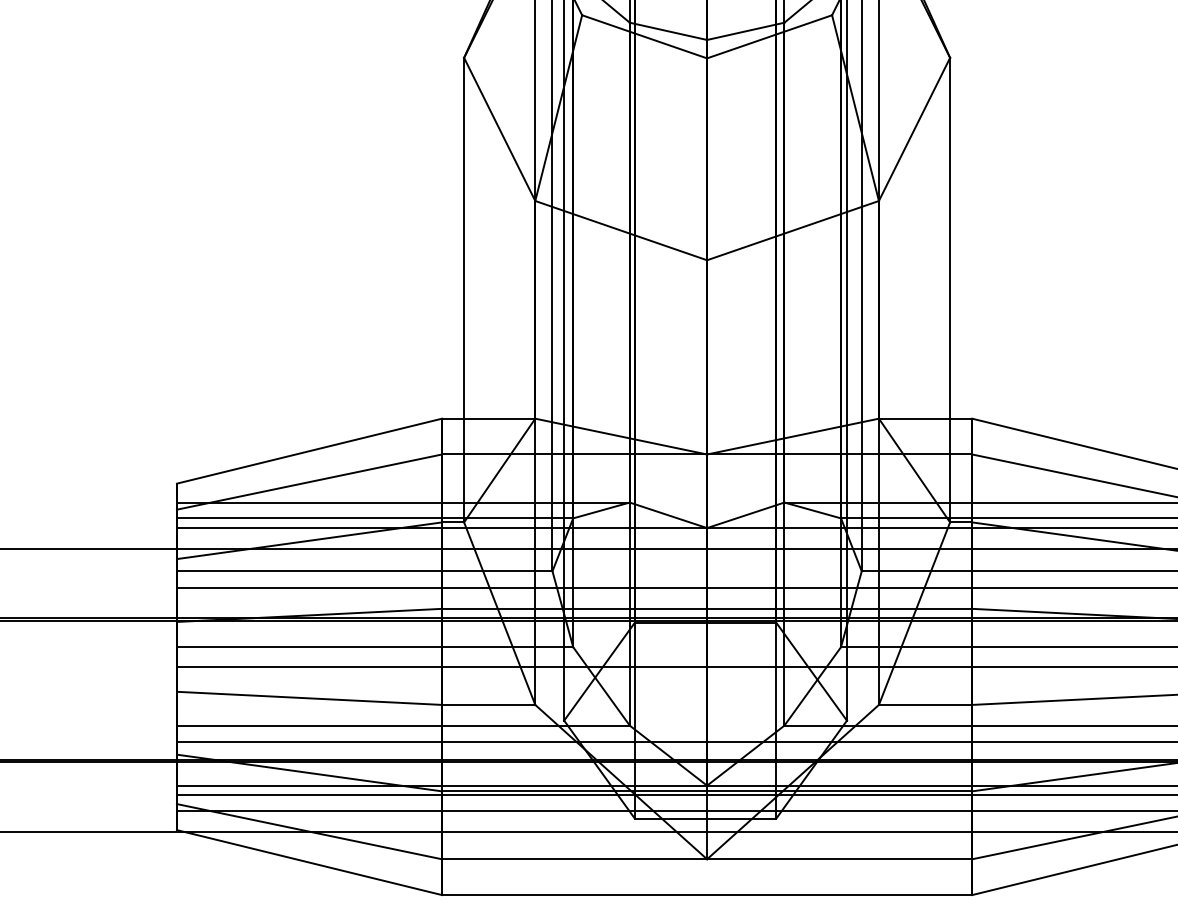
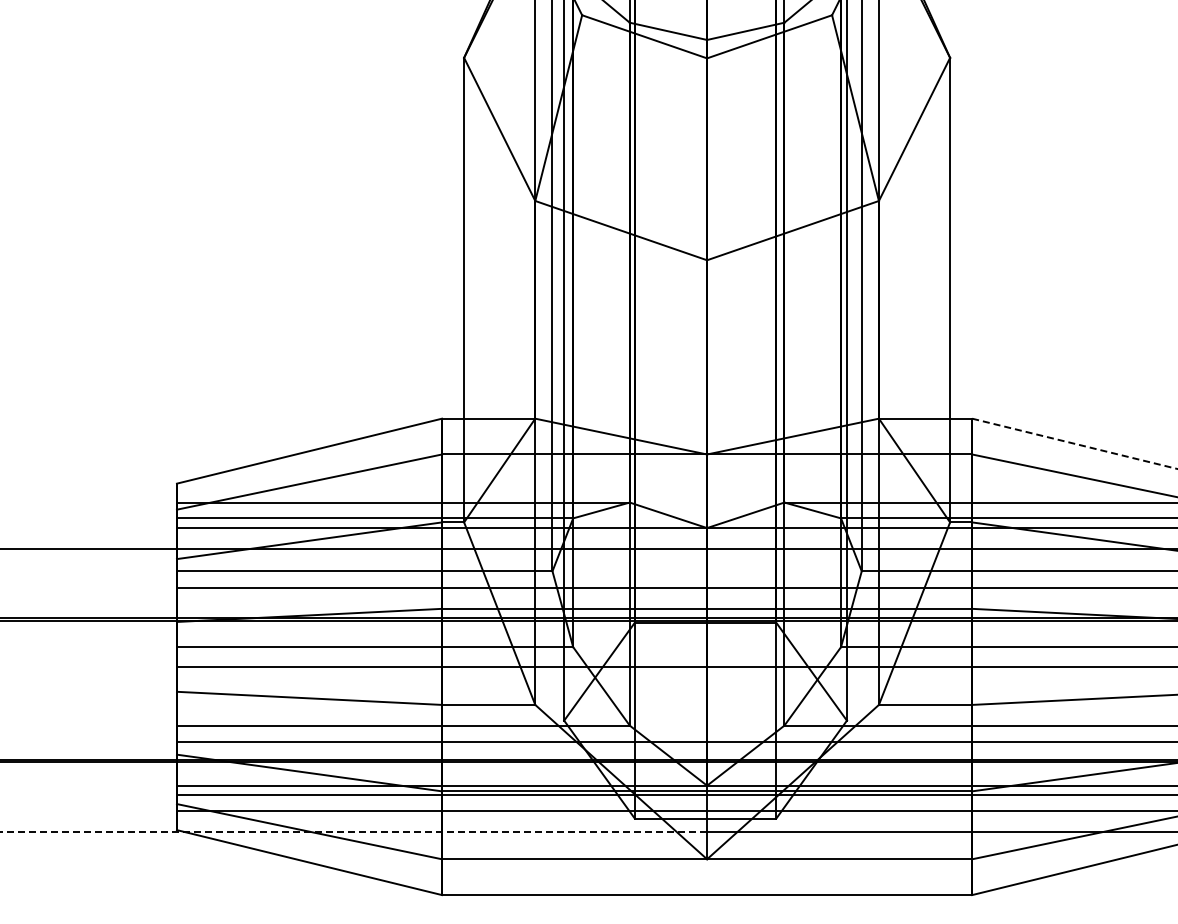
line: solid -> dashed (1075, 443)
line: solid -> dashed (353, 831)
